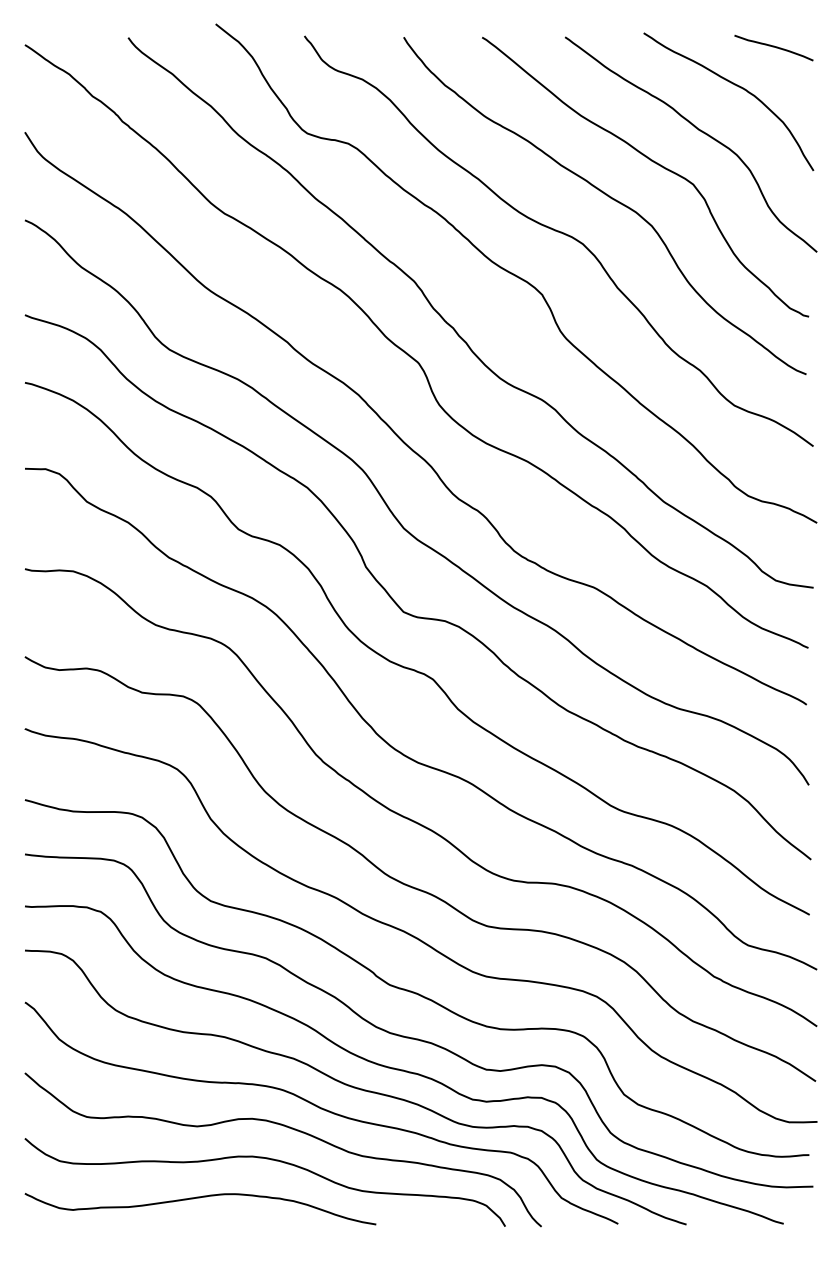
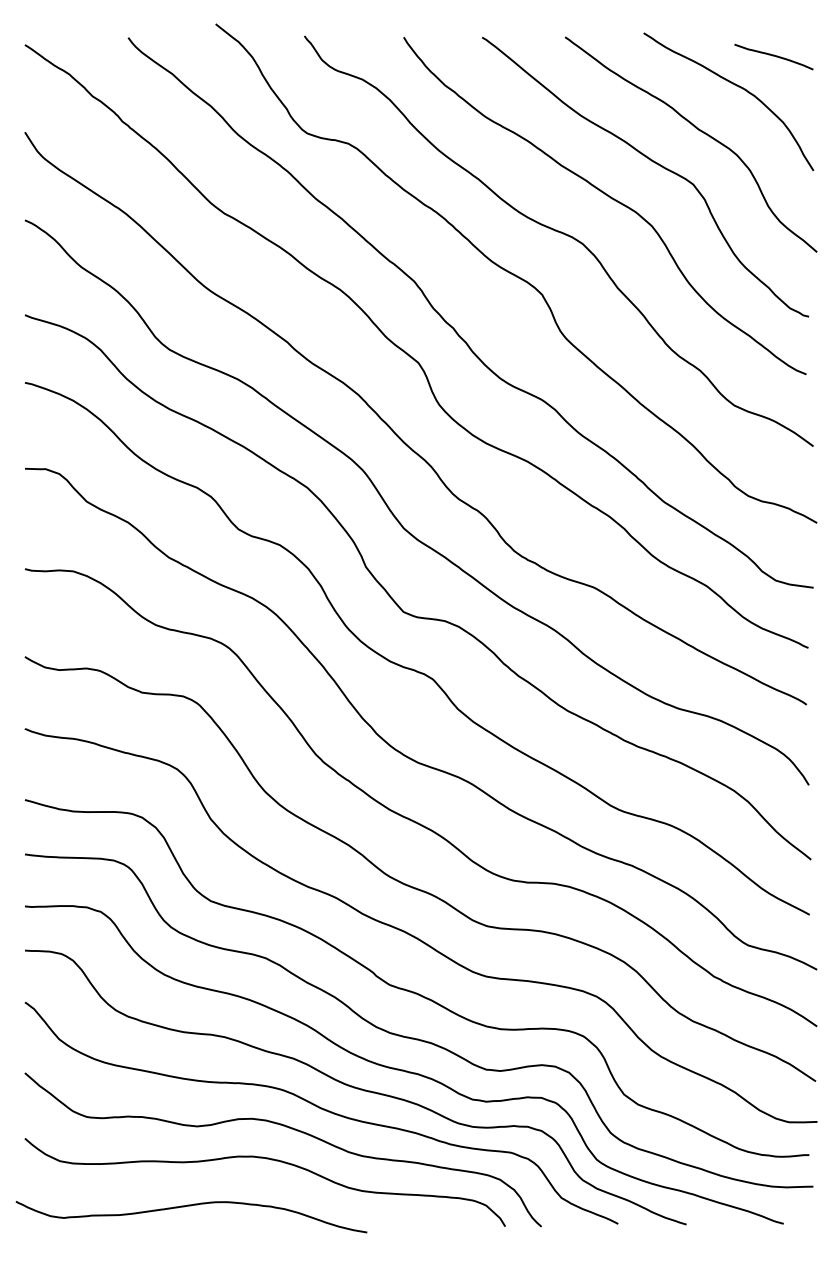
curve position: (773, 47) -> (773, 56) (773, 56)
curve position: (200, 1198) -> (191, 1206) (191, 1206)
